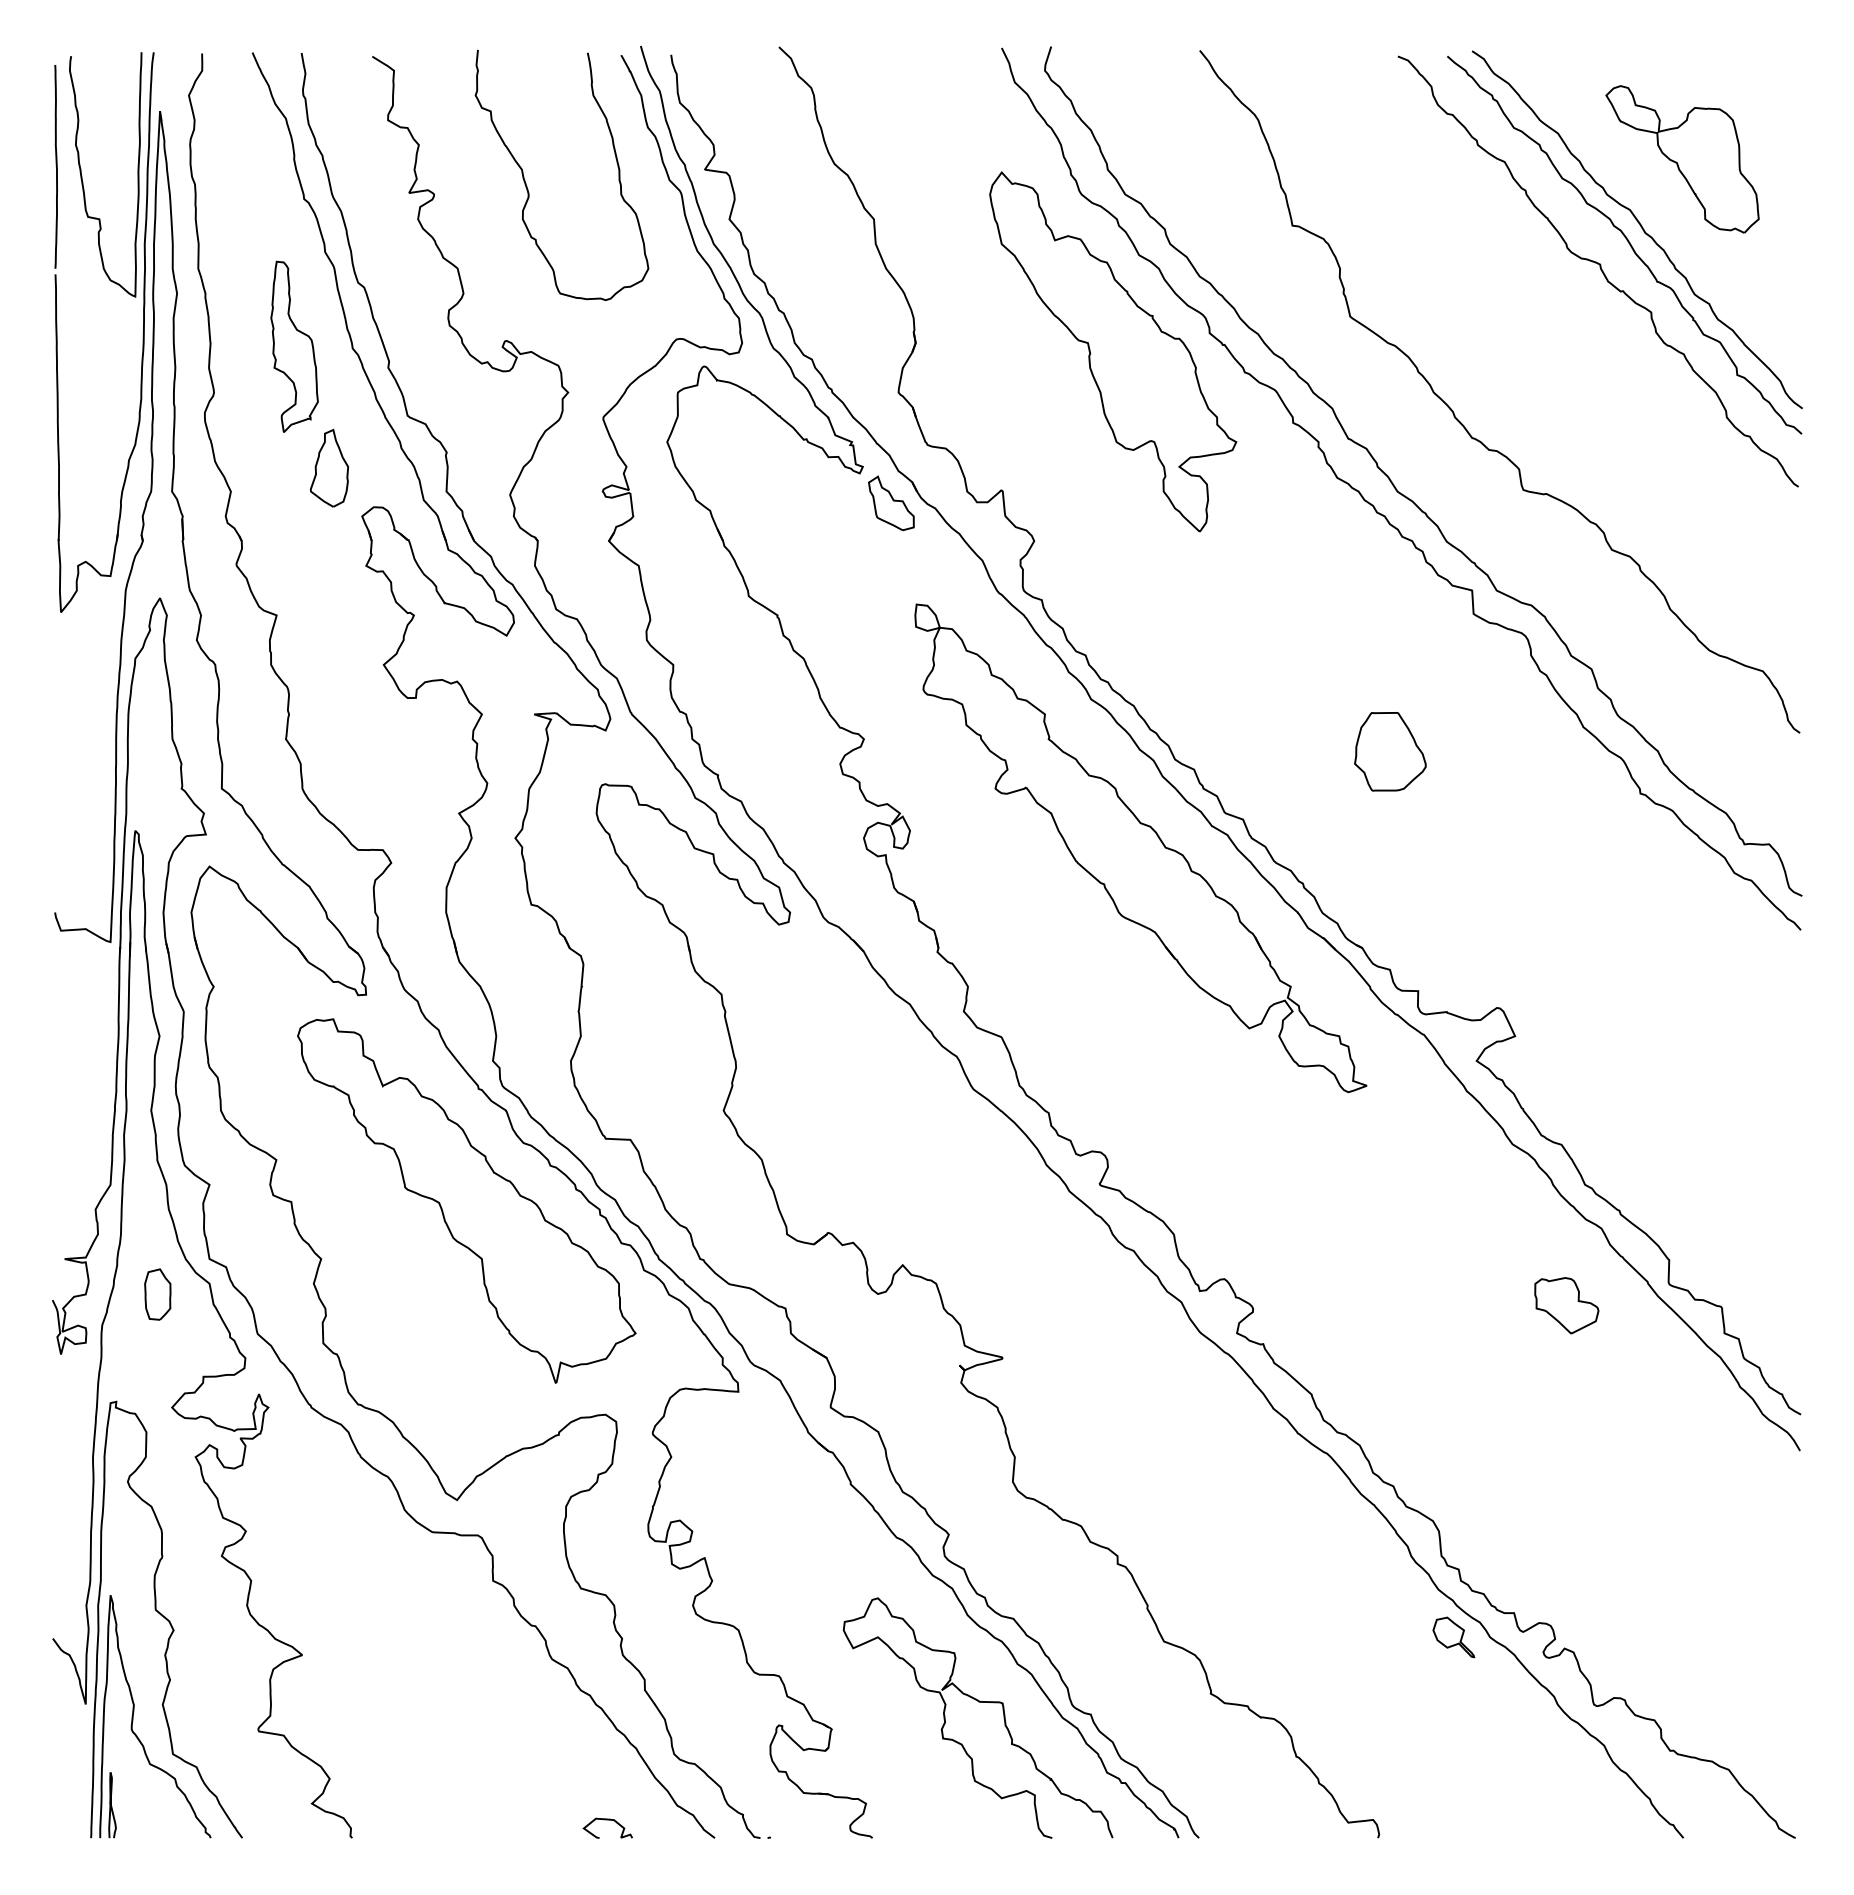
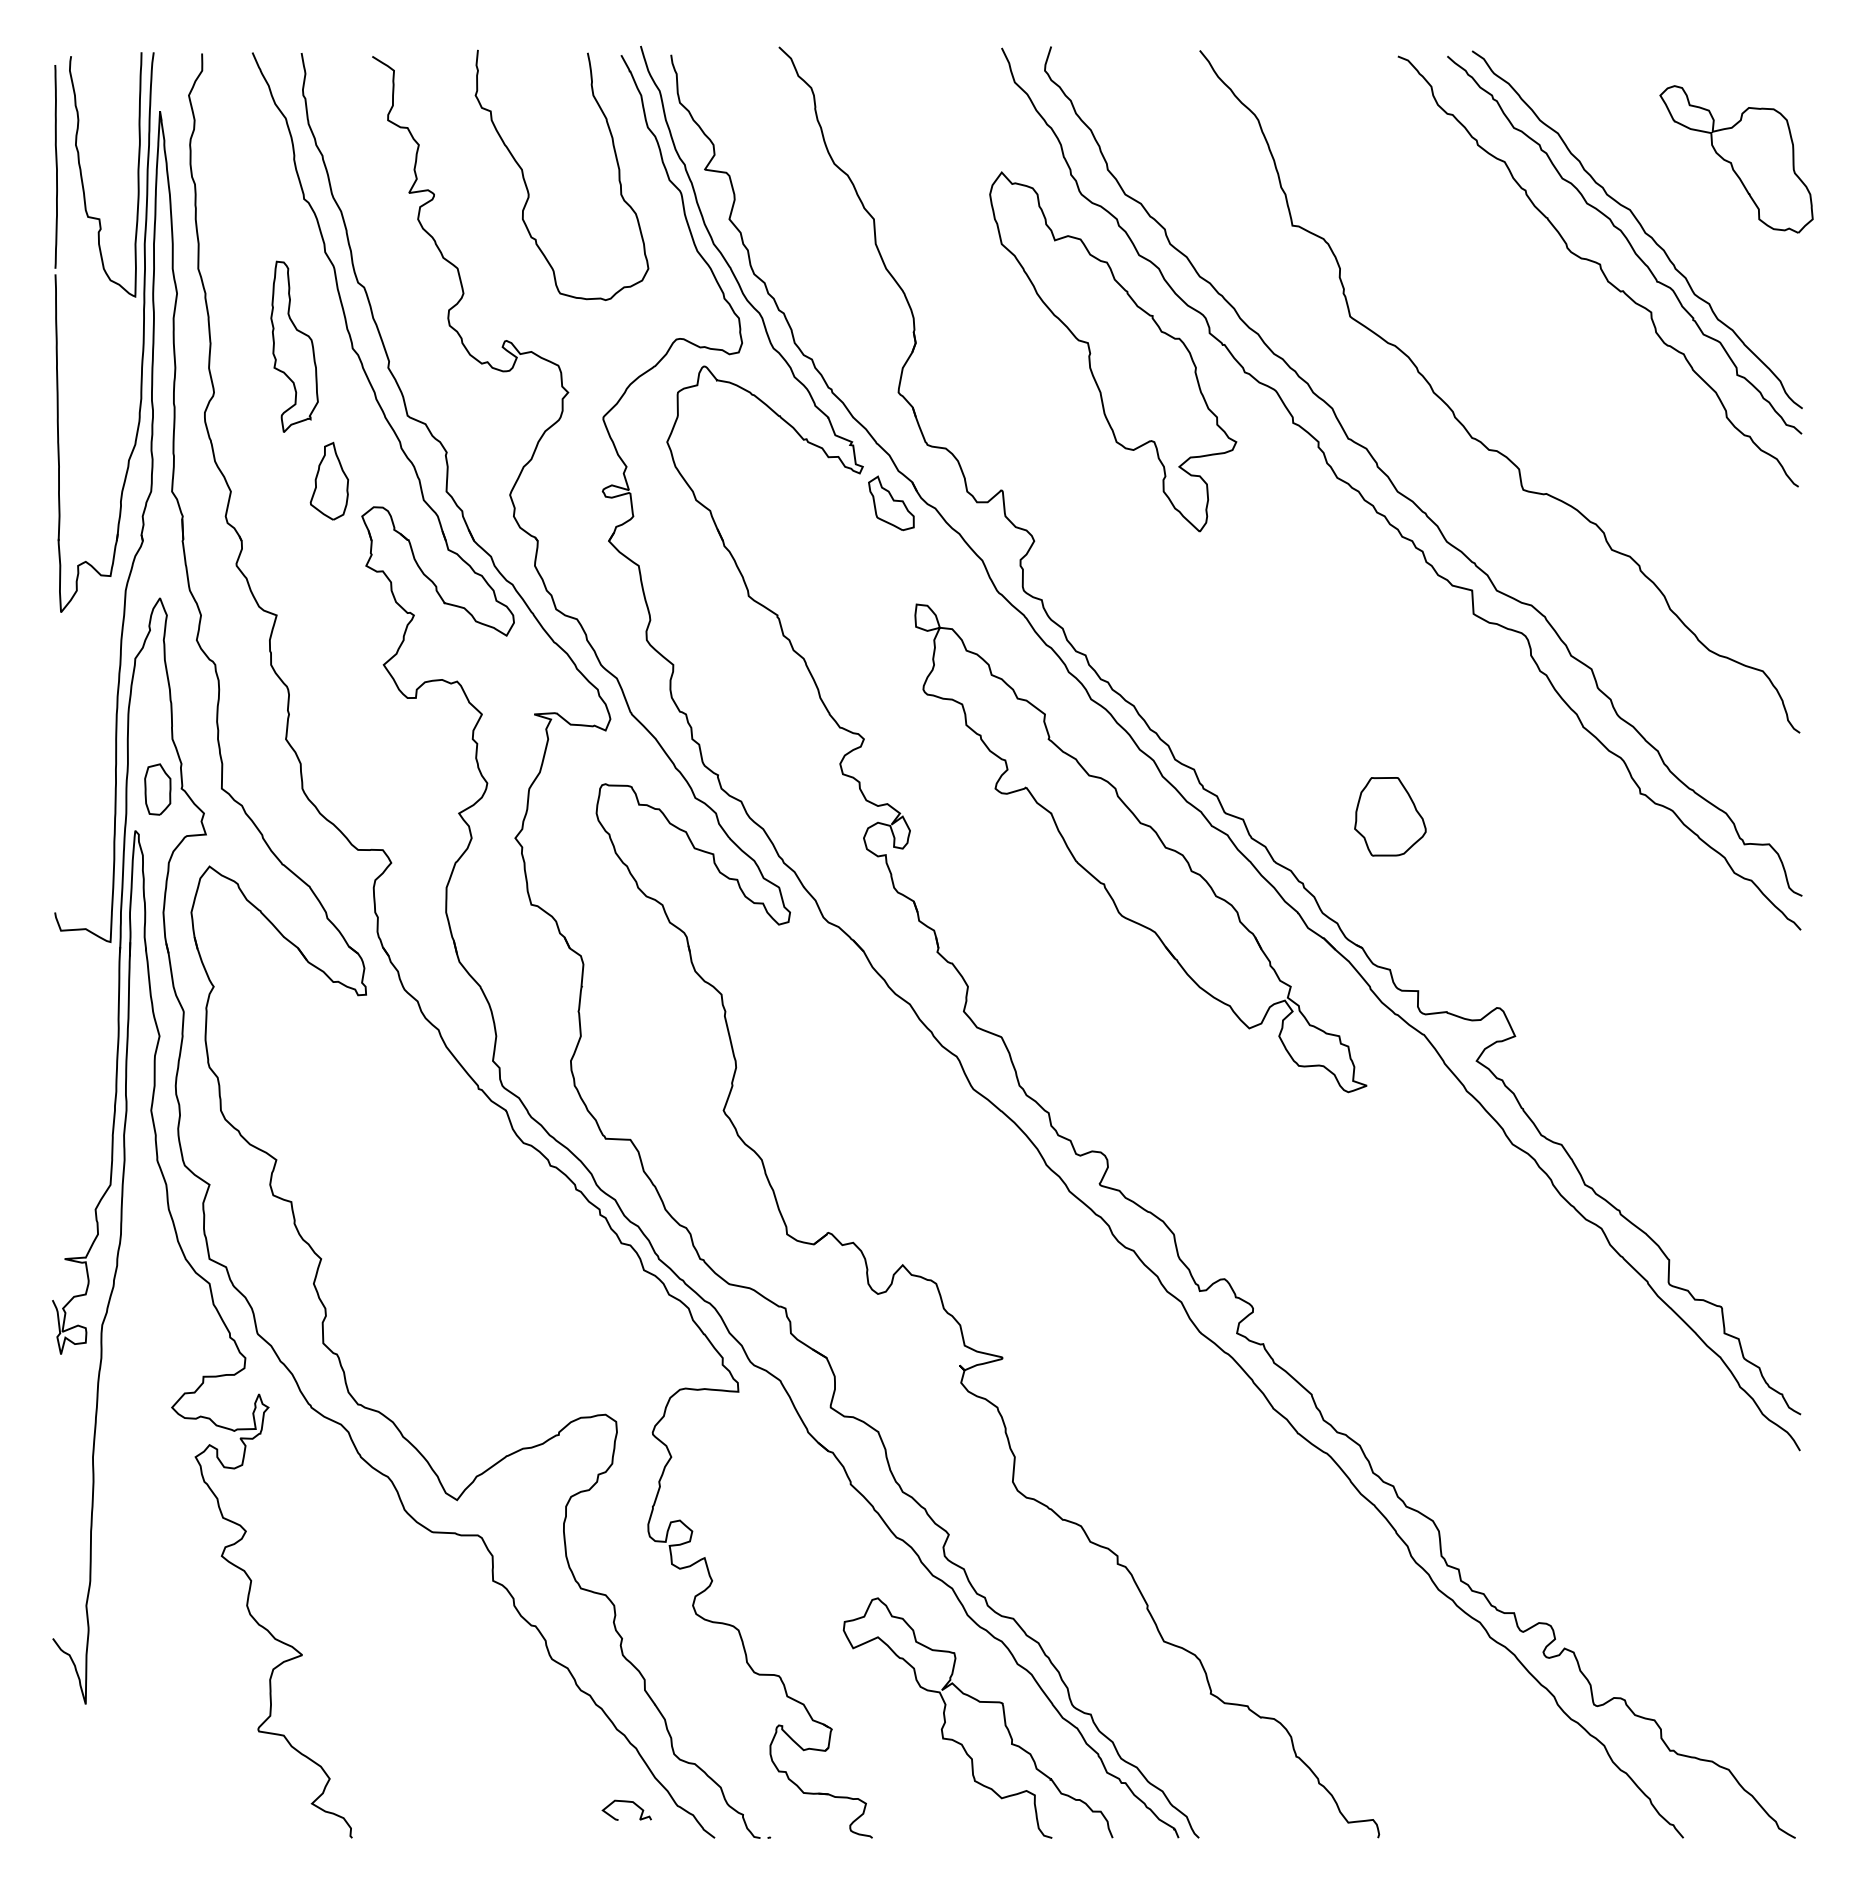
part position: (1682, 159) -> (1736, 159) (1736, 159)
part position: (328, 467) -> (328, 480) (328, 480)
part position: (1390, 751) -> (1390, 816) (1390, 816)
part: present -> none (466, 1200)
part position: (157, 1294) -> (157, 789) (157, 789)
part: present -> none (1566, 1305)
part: present -> none (166, 1619)
part: present -> none (1453, 1637)
curve position: (607, 1820) -> (626, 1802) (626, 1802)
